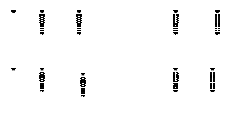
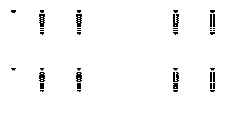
line position: (216, 22) -> (211, 22) (211, 22)
part position: (82, 84) -> (78, 79) (78, 79)
